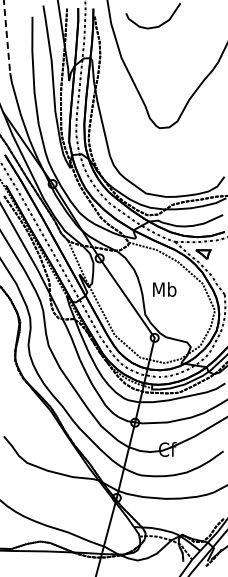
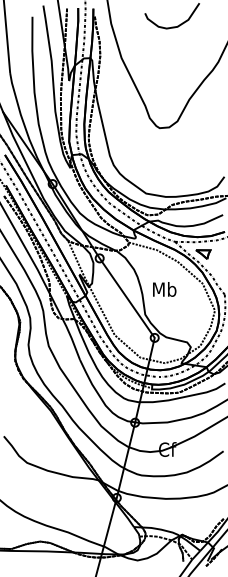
curve position: (152, 26) -> (171, 26) (171, 26)
line: dashed -> solid (7, 36)
